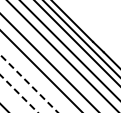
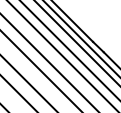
line: dashed -> solid (29, 83)
line: dashed -> solid (18, 93)
